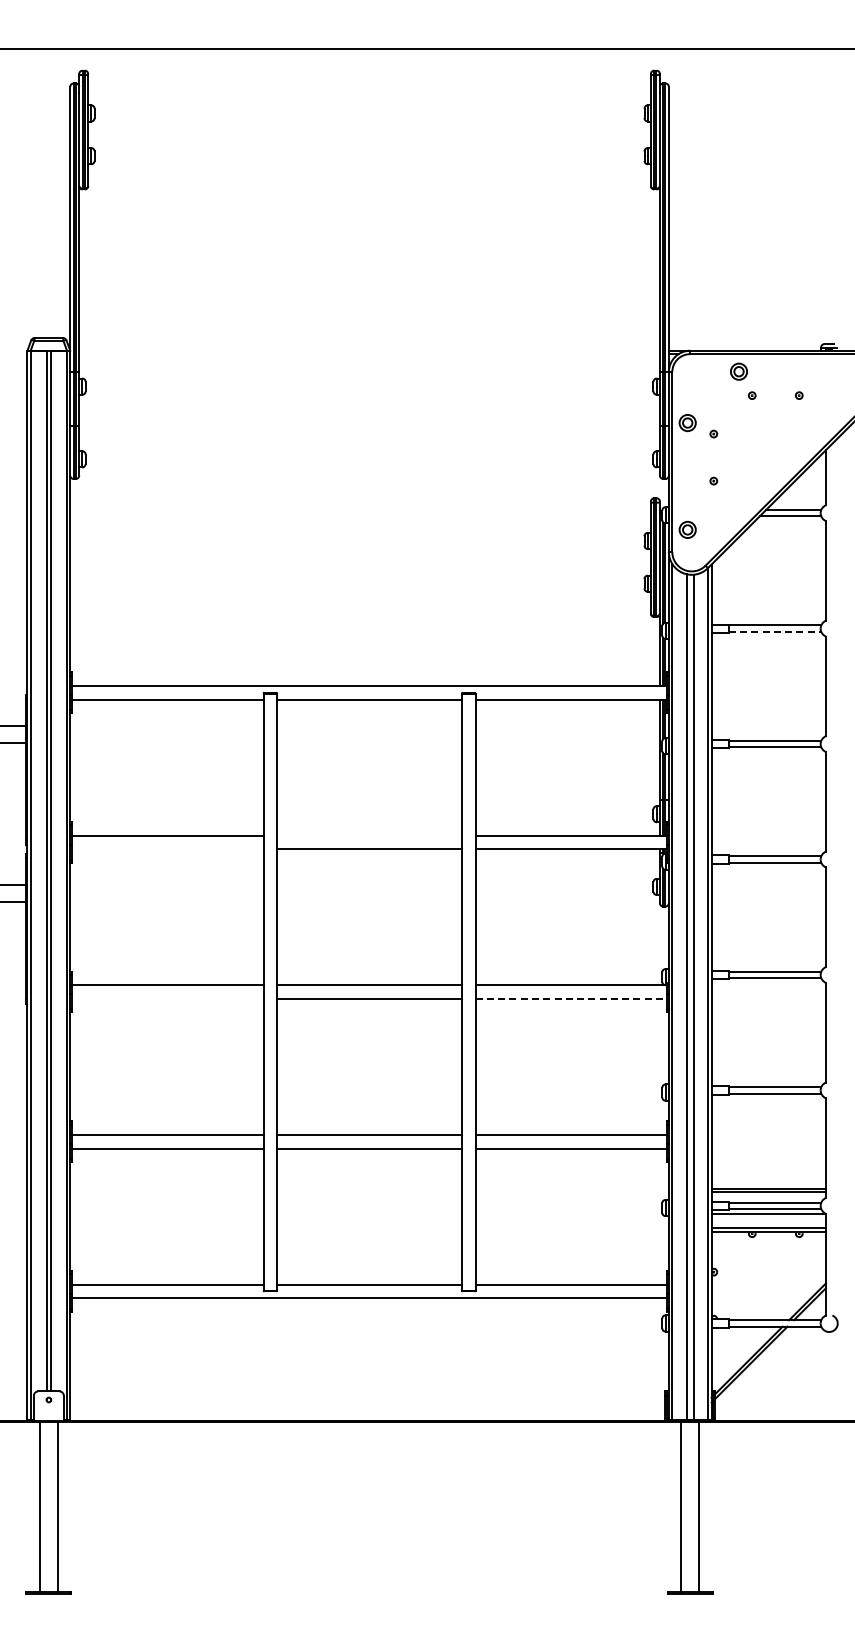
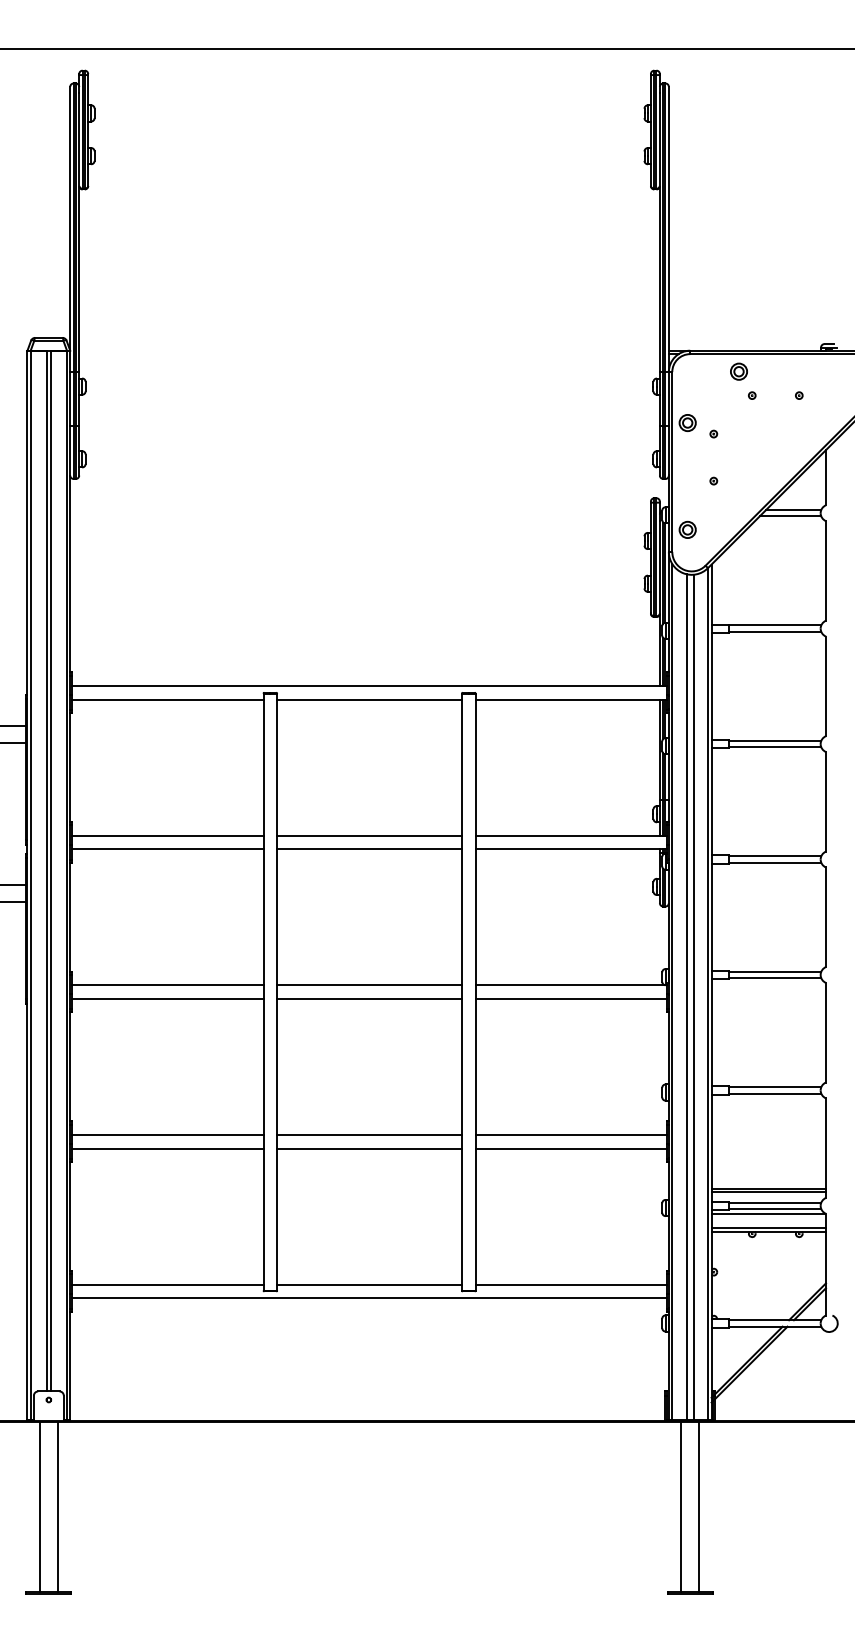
line: dashed -> solid (775, 631)
line: none -> present (369, 835)
line: none -> present (167, 849)
line: none -> present (167, 998)
line: dashed -> solid (571, 998)
